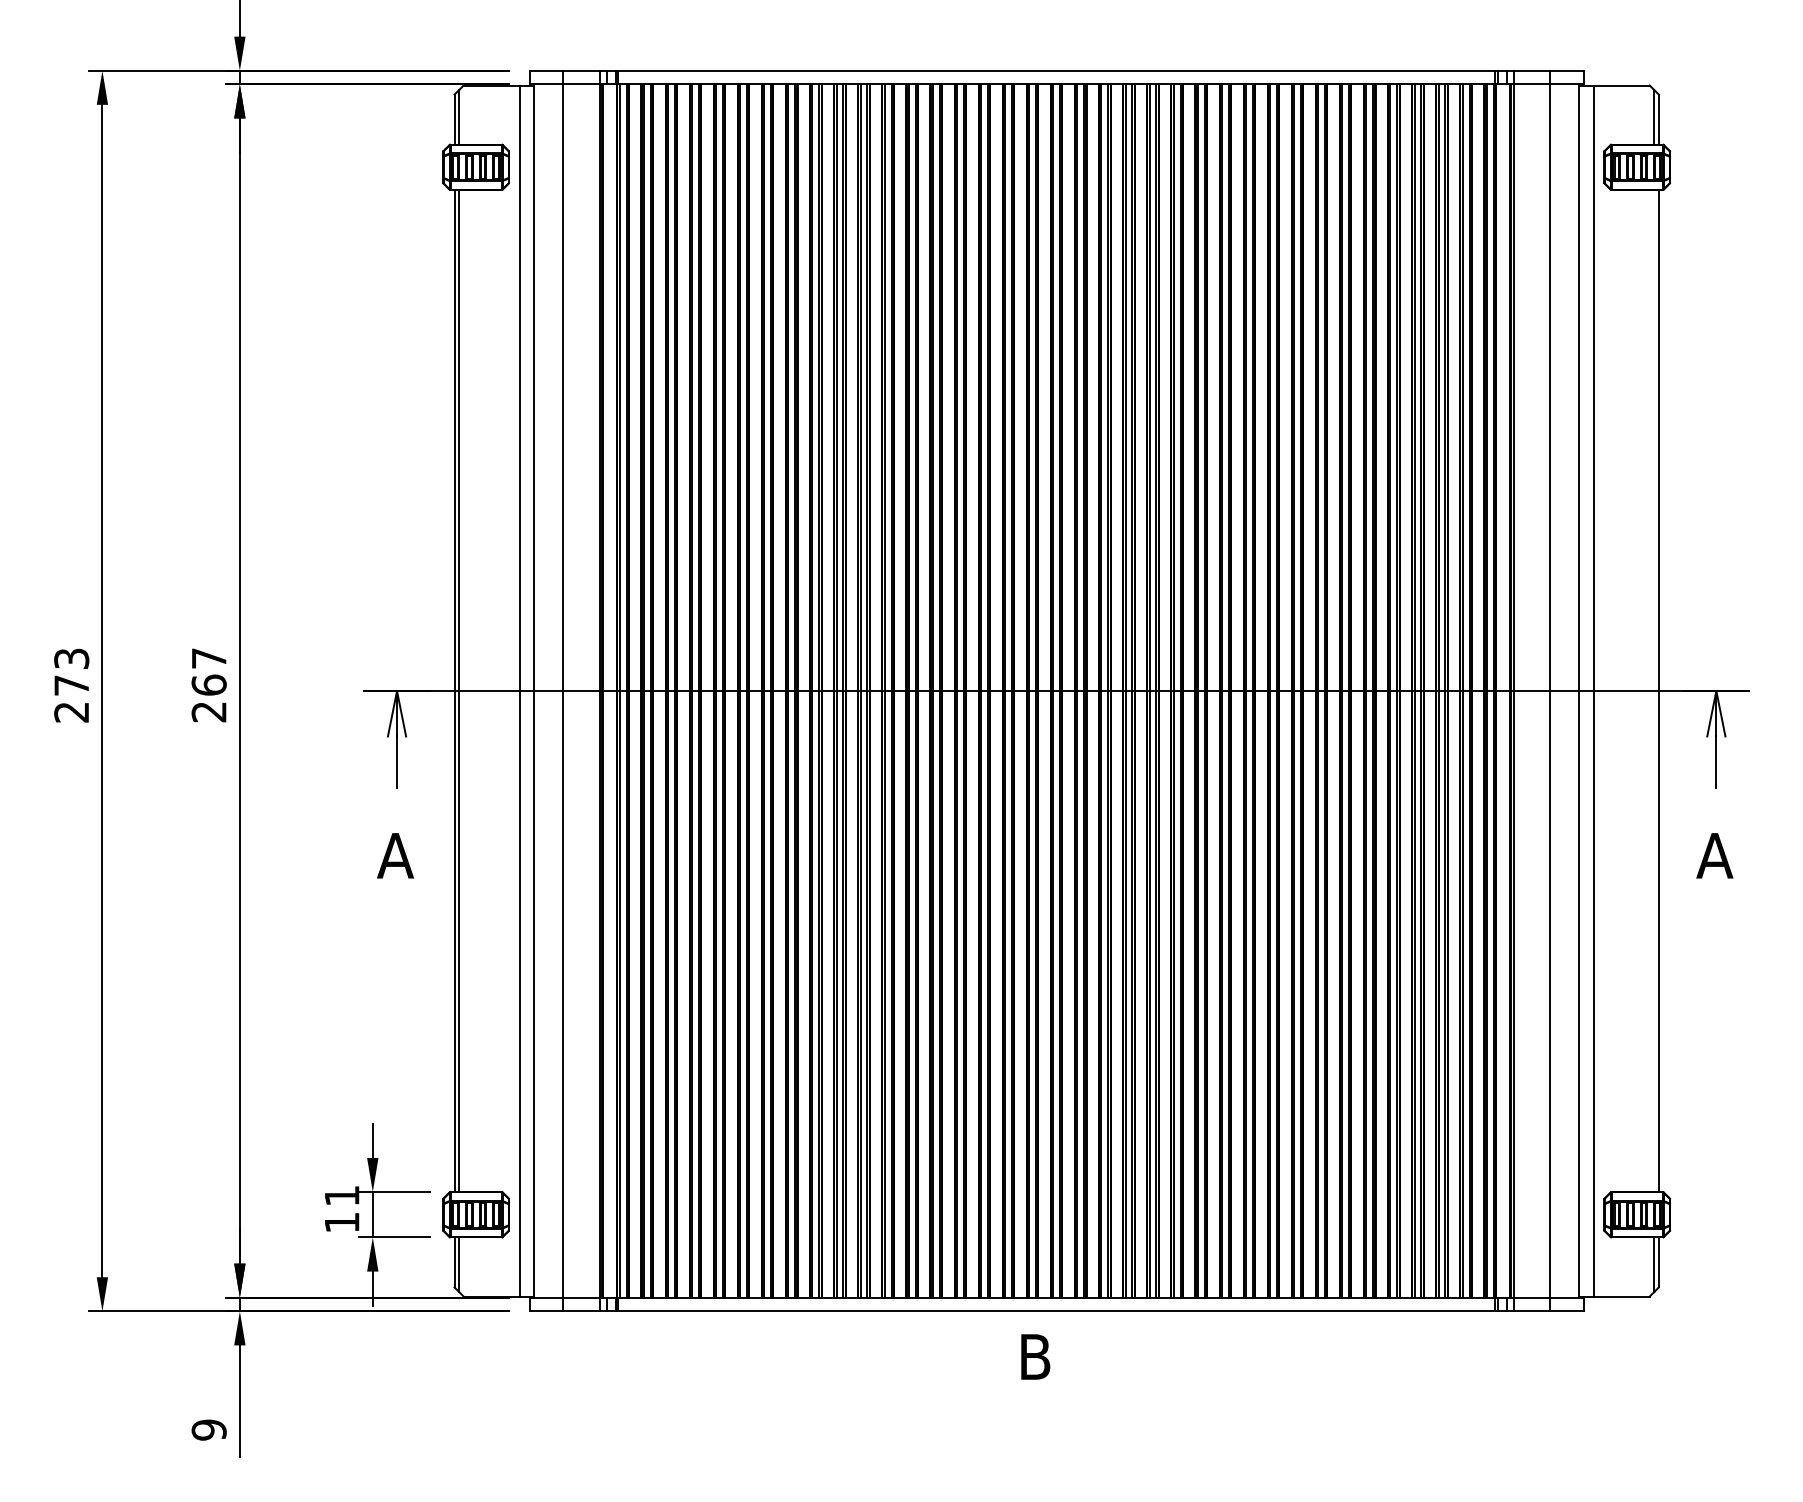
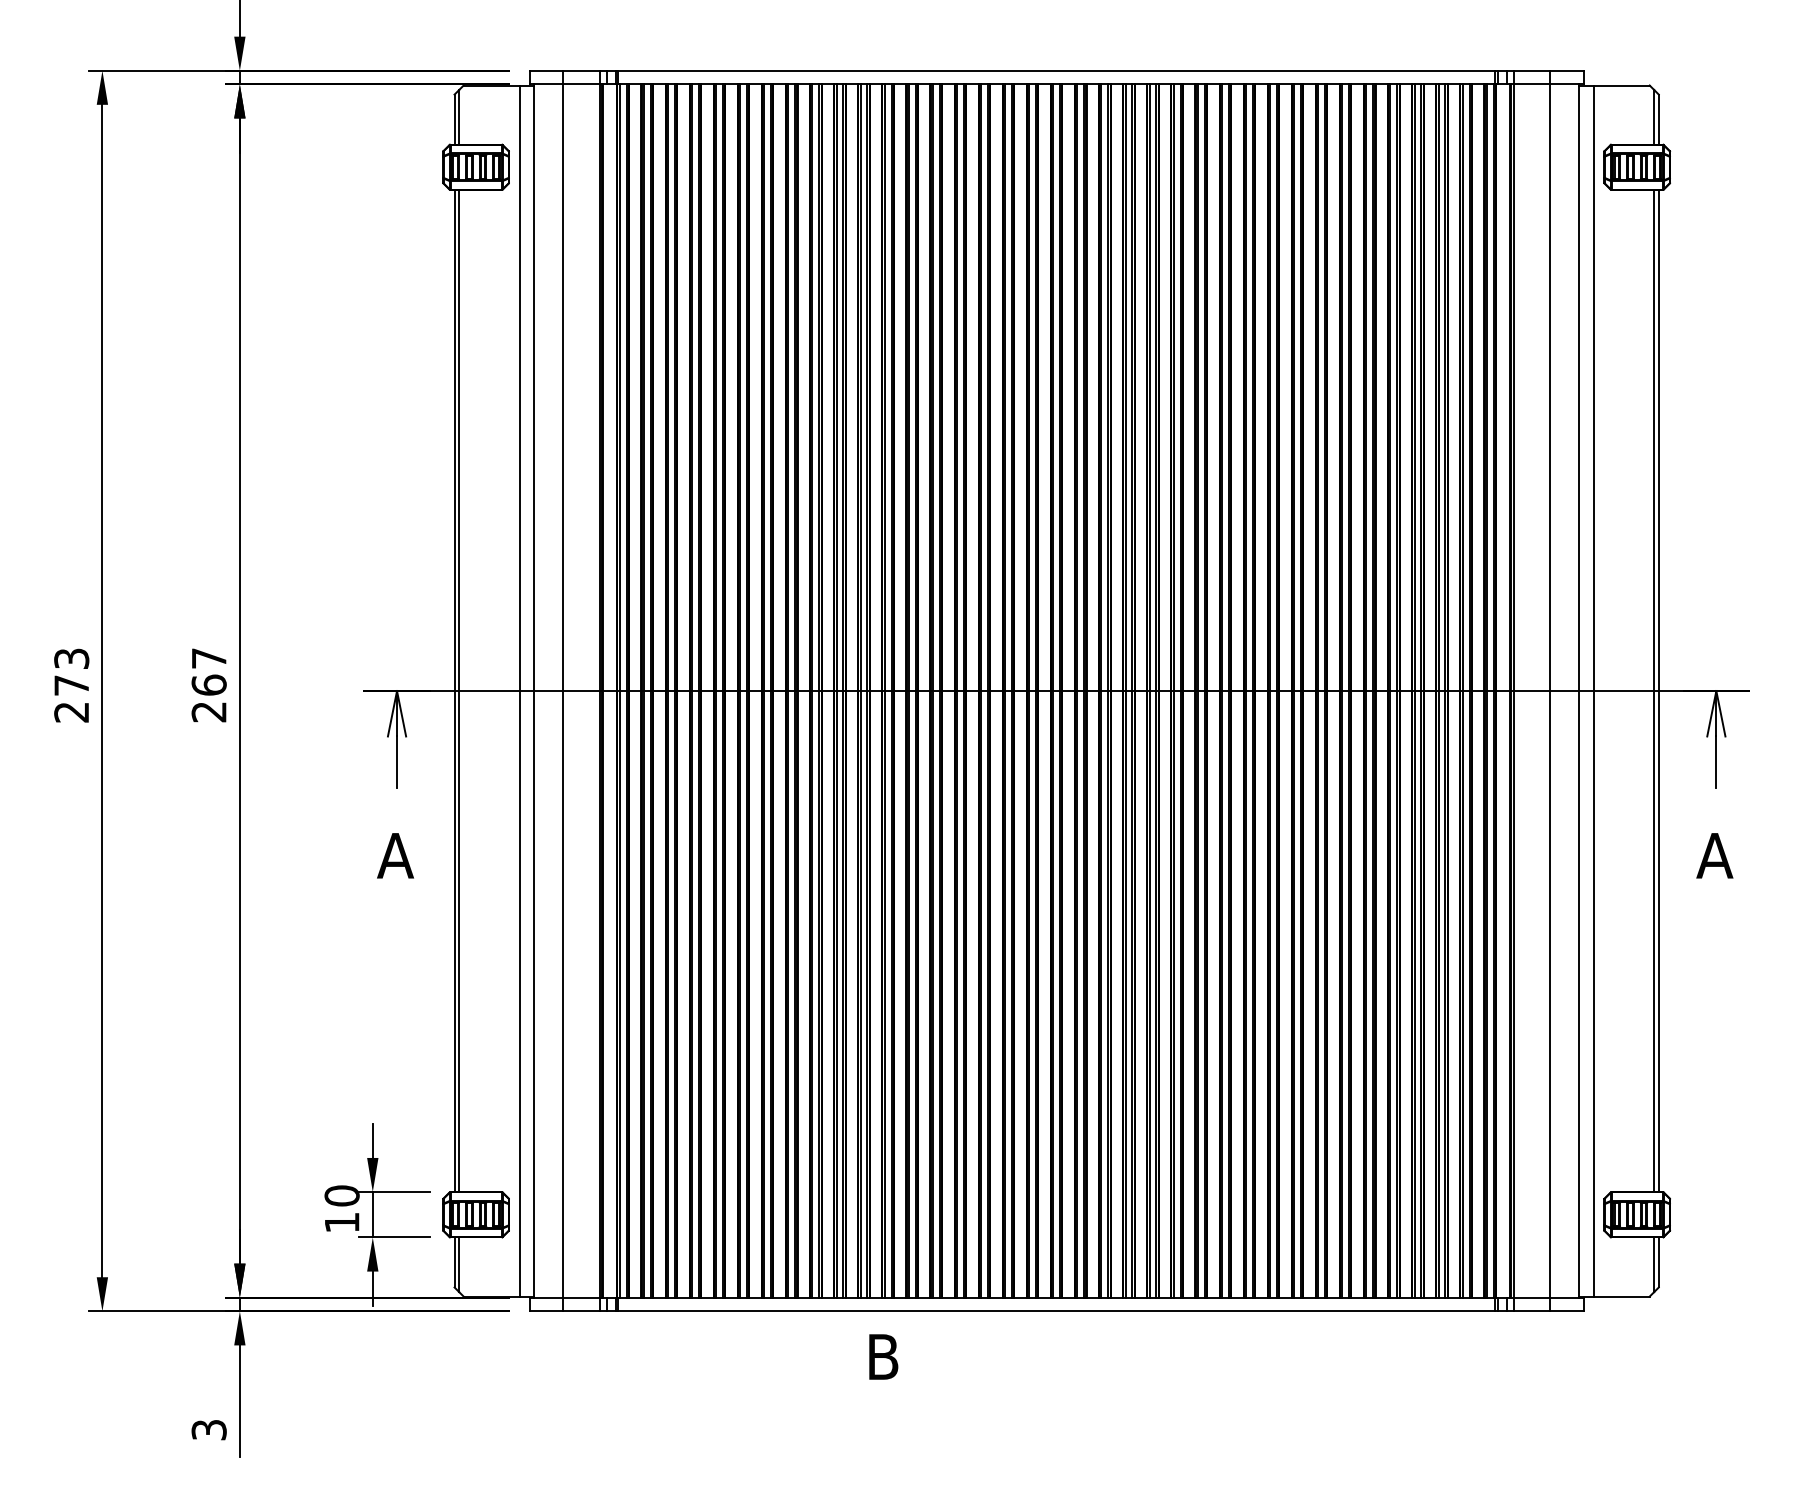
line: none -> present (1654, 691)
text: 11 -> 10 (341, 1195)
text position: (1035, 1356) -> (883, 1356) (883, 1356)
text: 9 -> 3 (208, 1429)
